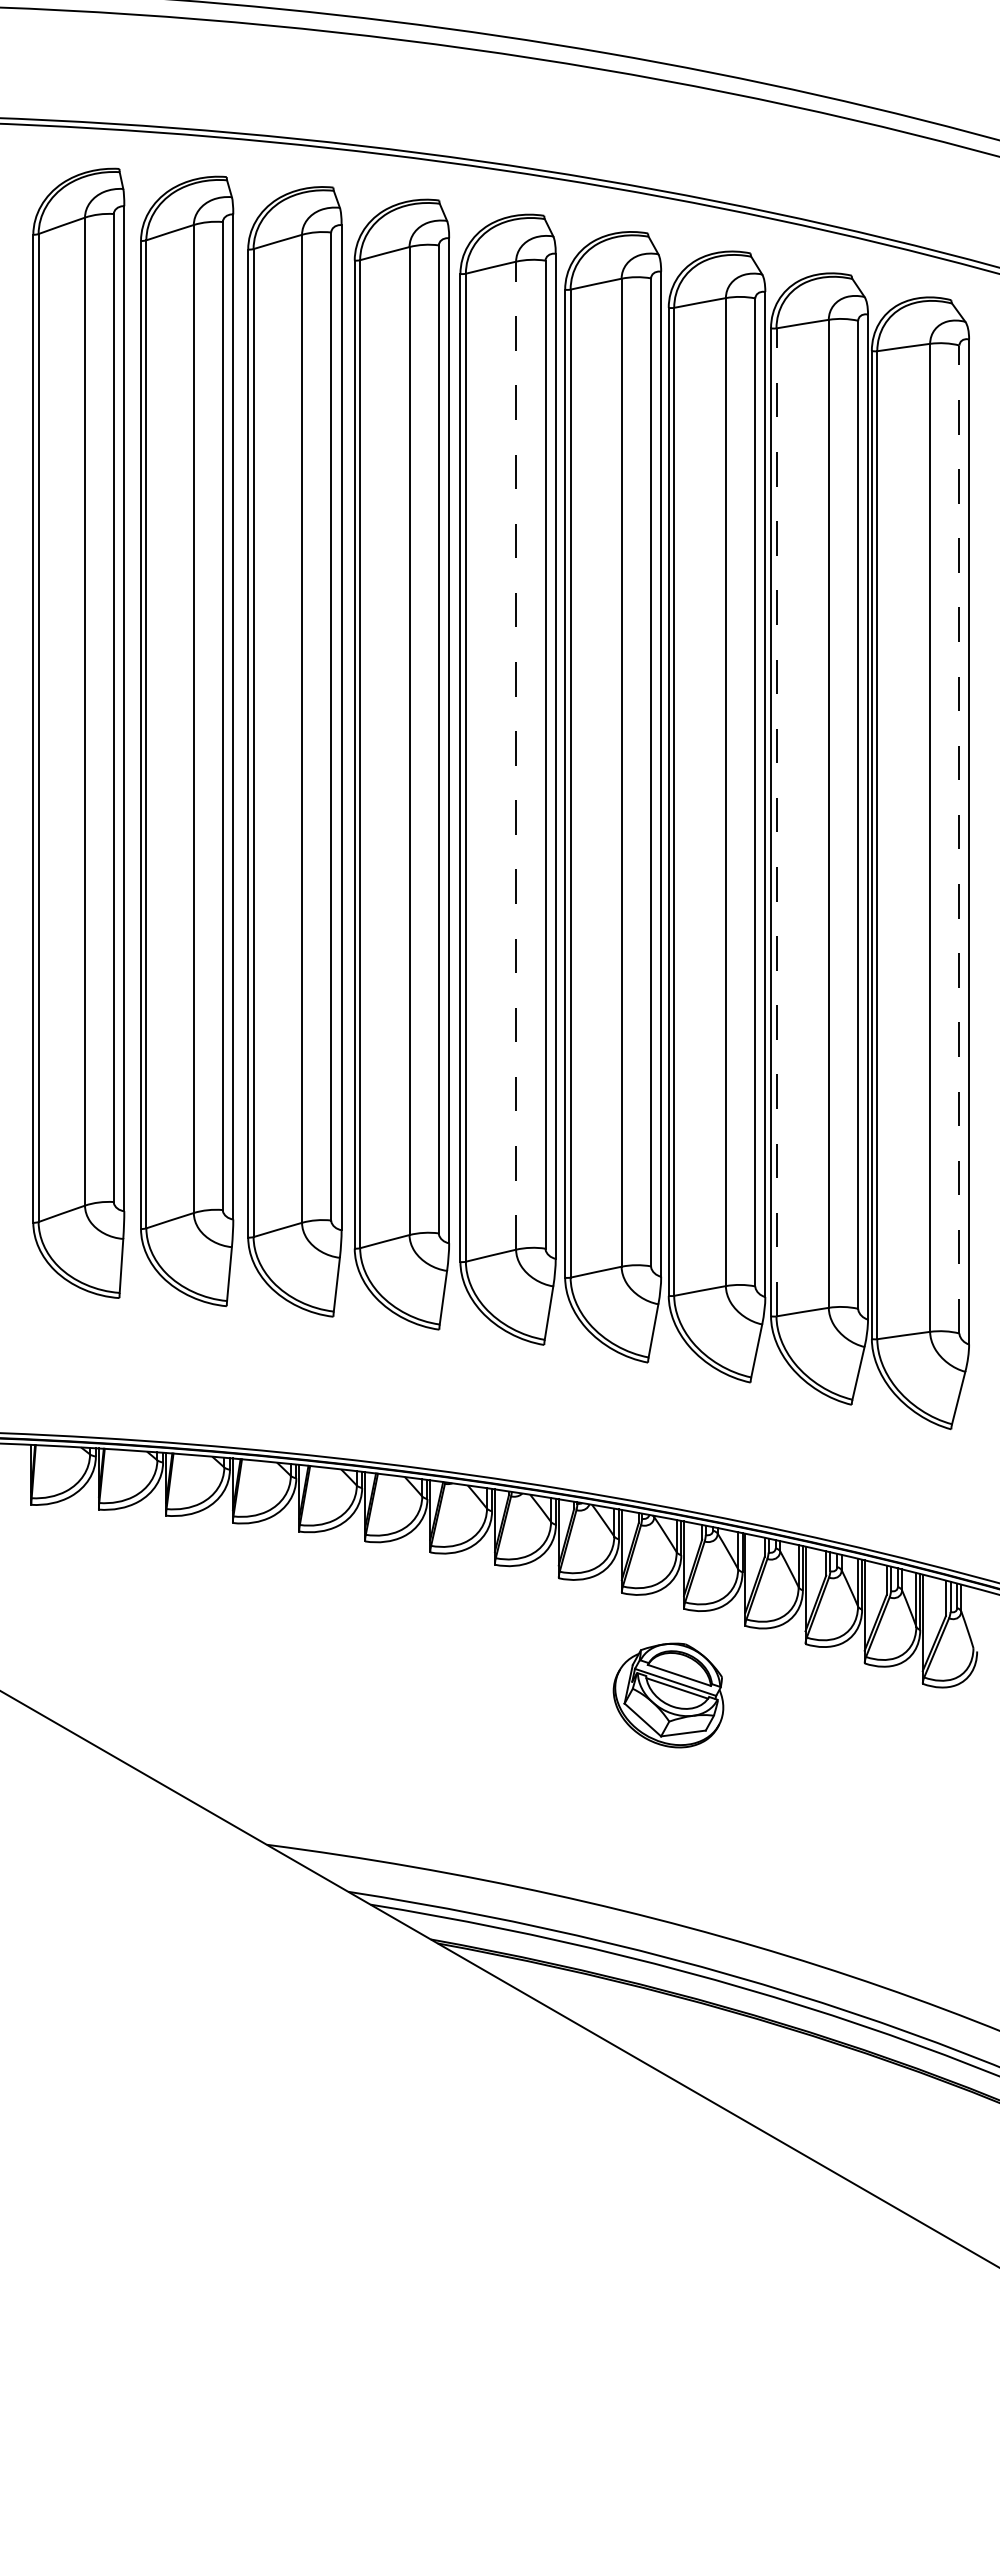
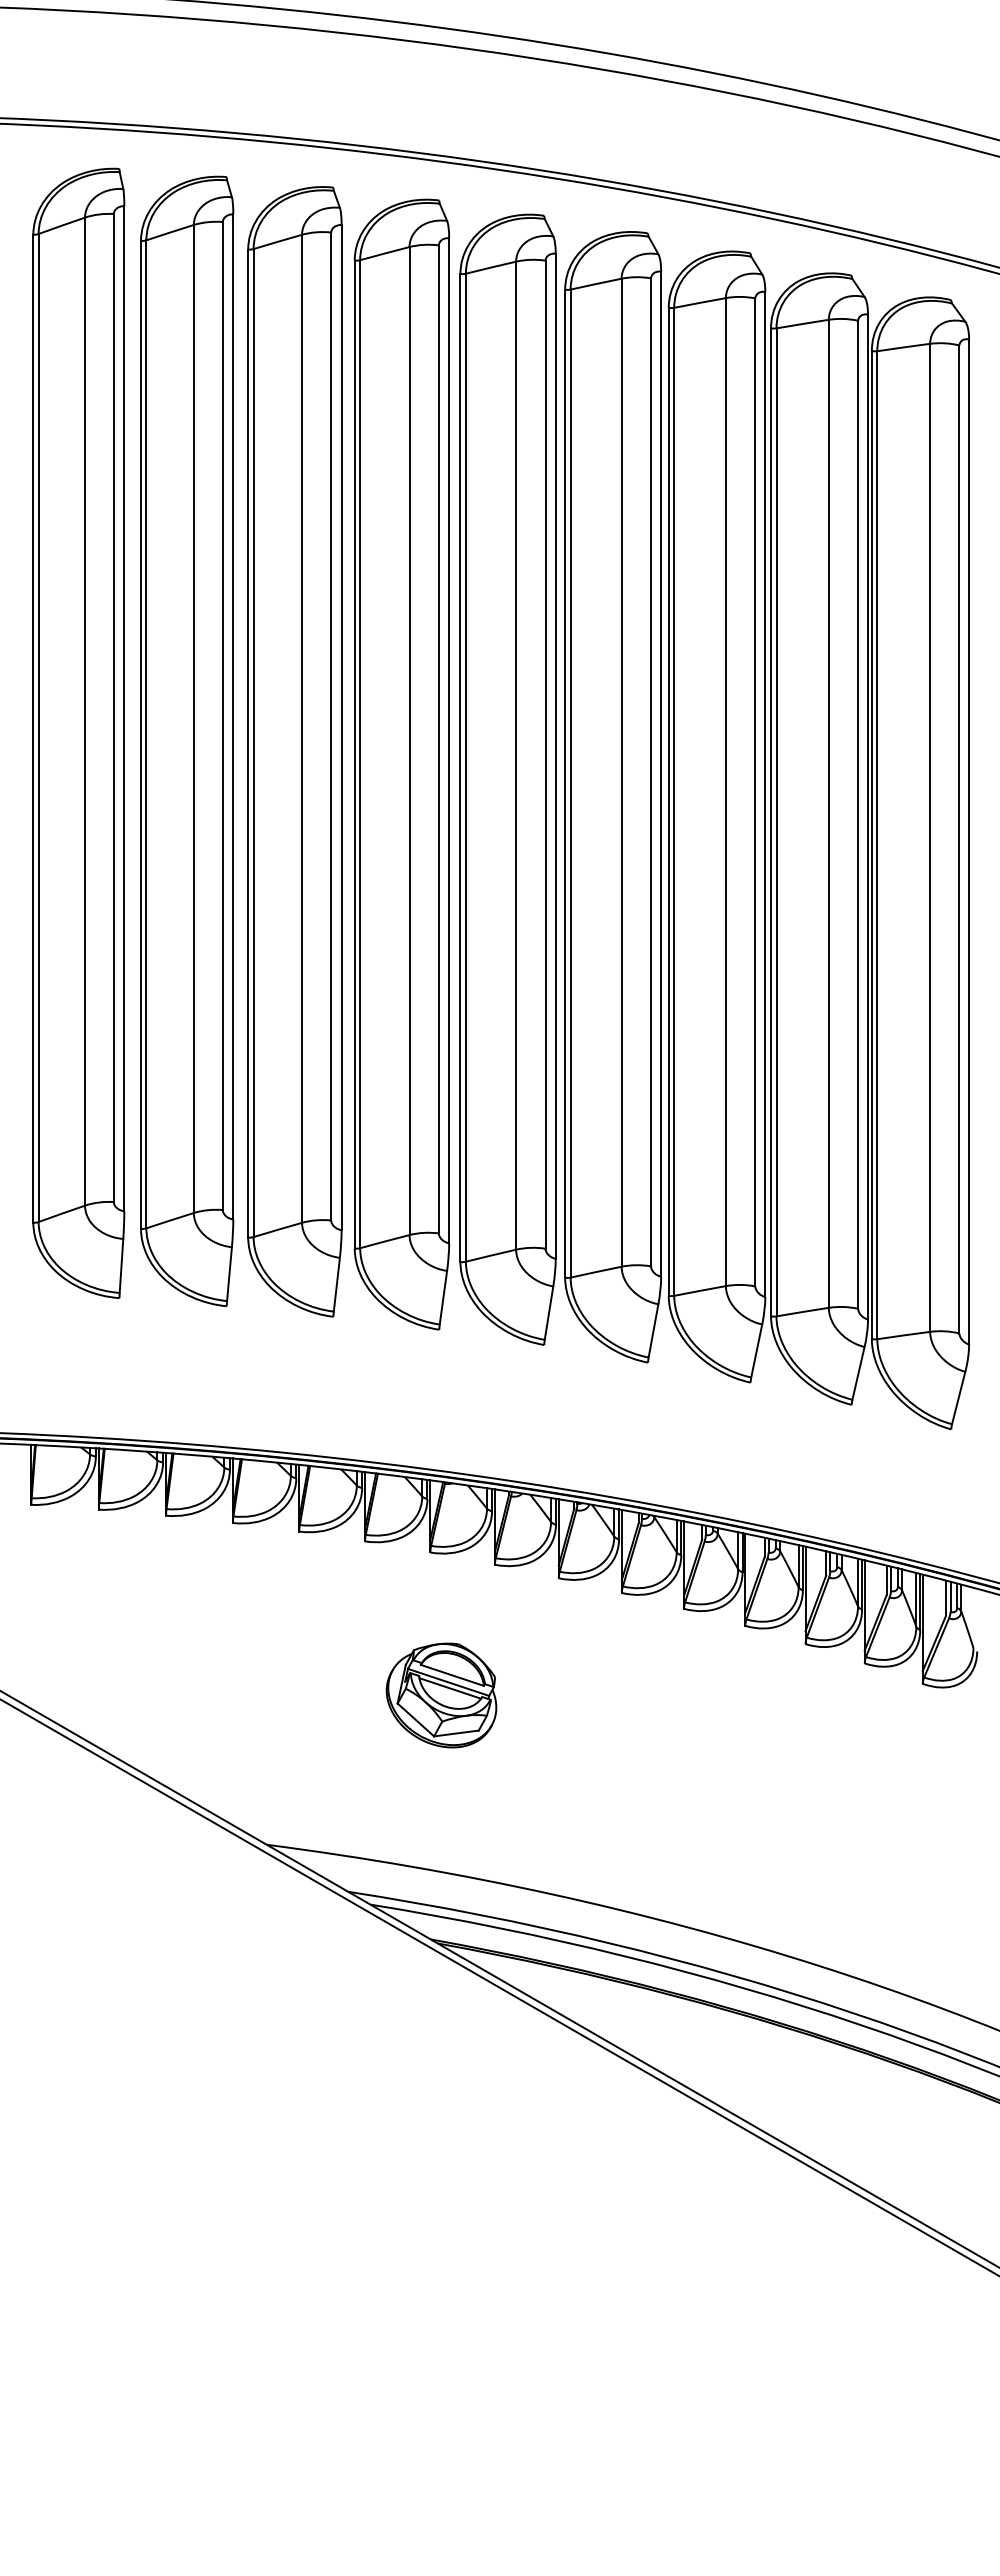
line: dashed -> solid (516, 755)
line: dashed -> solid (776, 821)
line: dashed -> solid (959, 839)
part position: (668, 1695) -> (441, 1695) (441, 1695)
line: none -> present (499, 1987)
